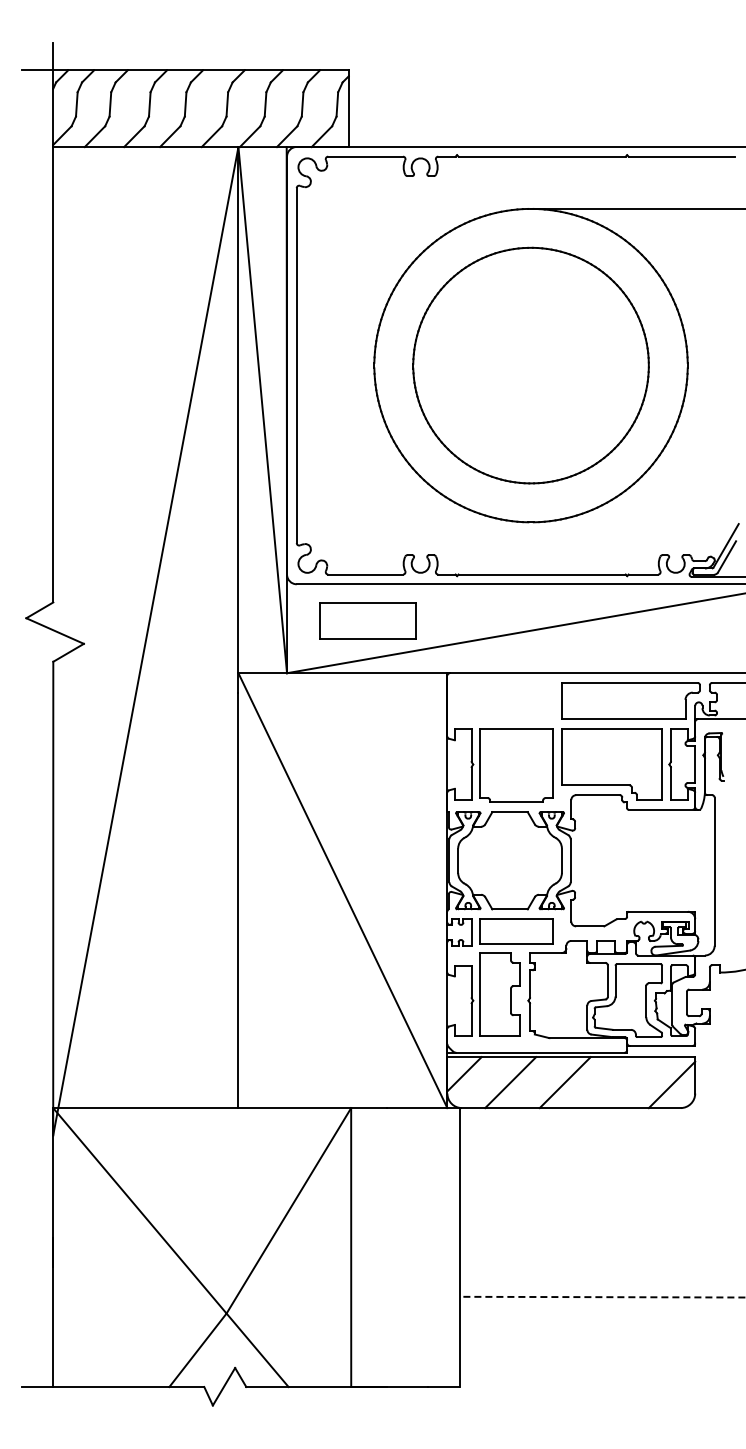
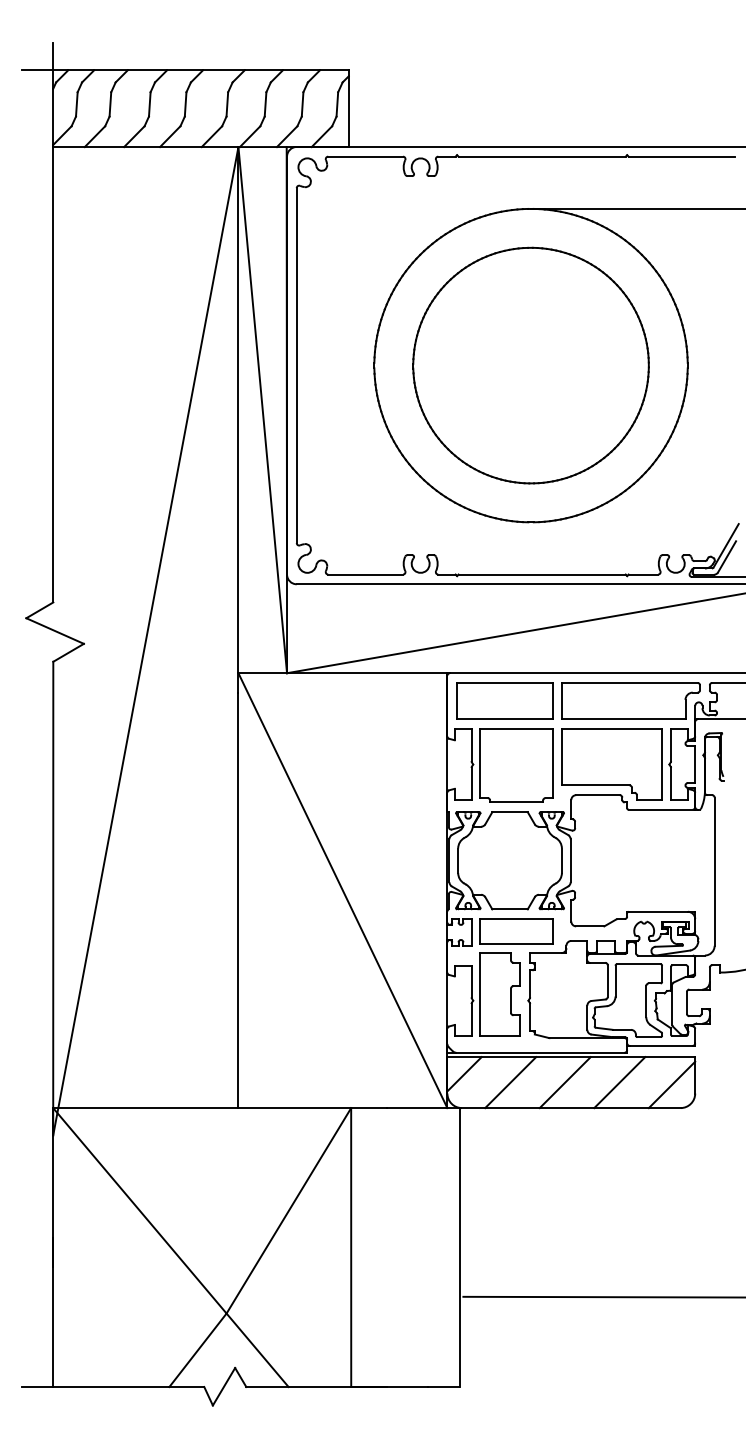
part position: (367, 620) -> (504, 700) (504, 700)
line: none -> present (619, 1082)
line: dashed -> solid (605, 1297)
